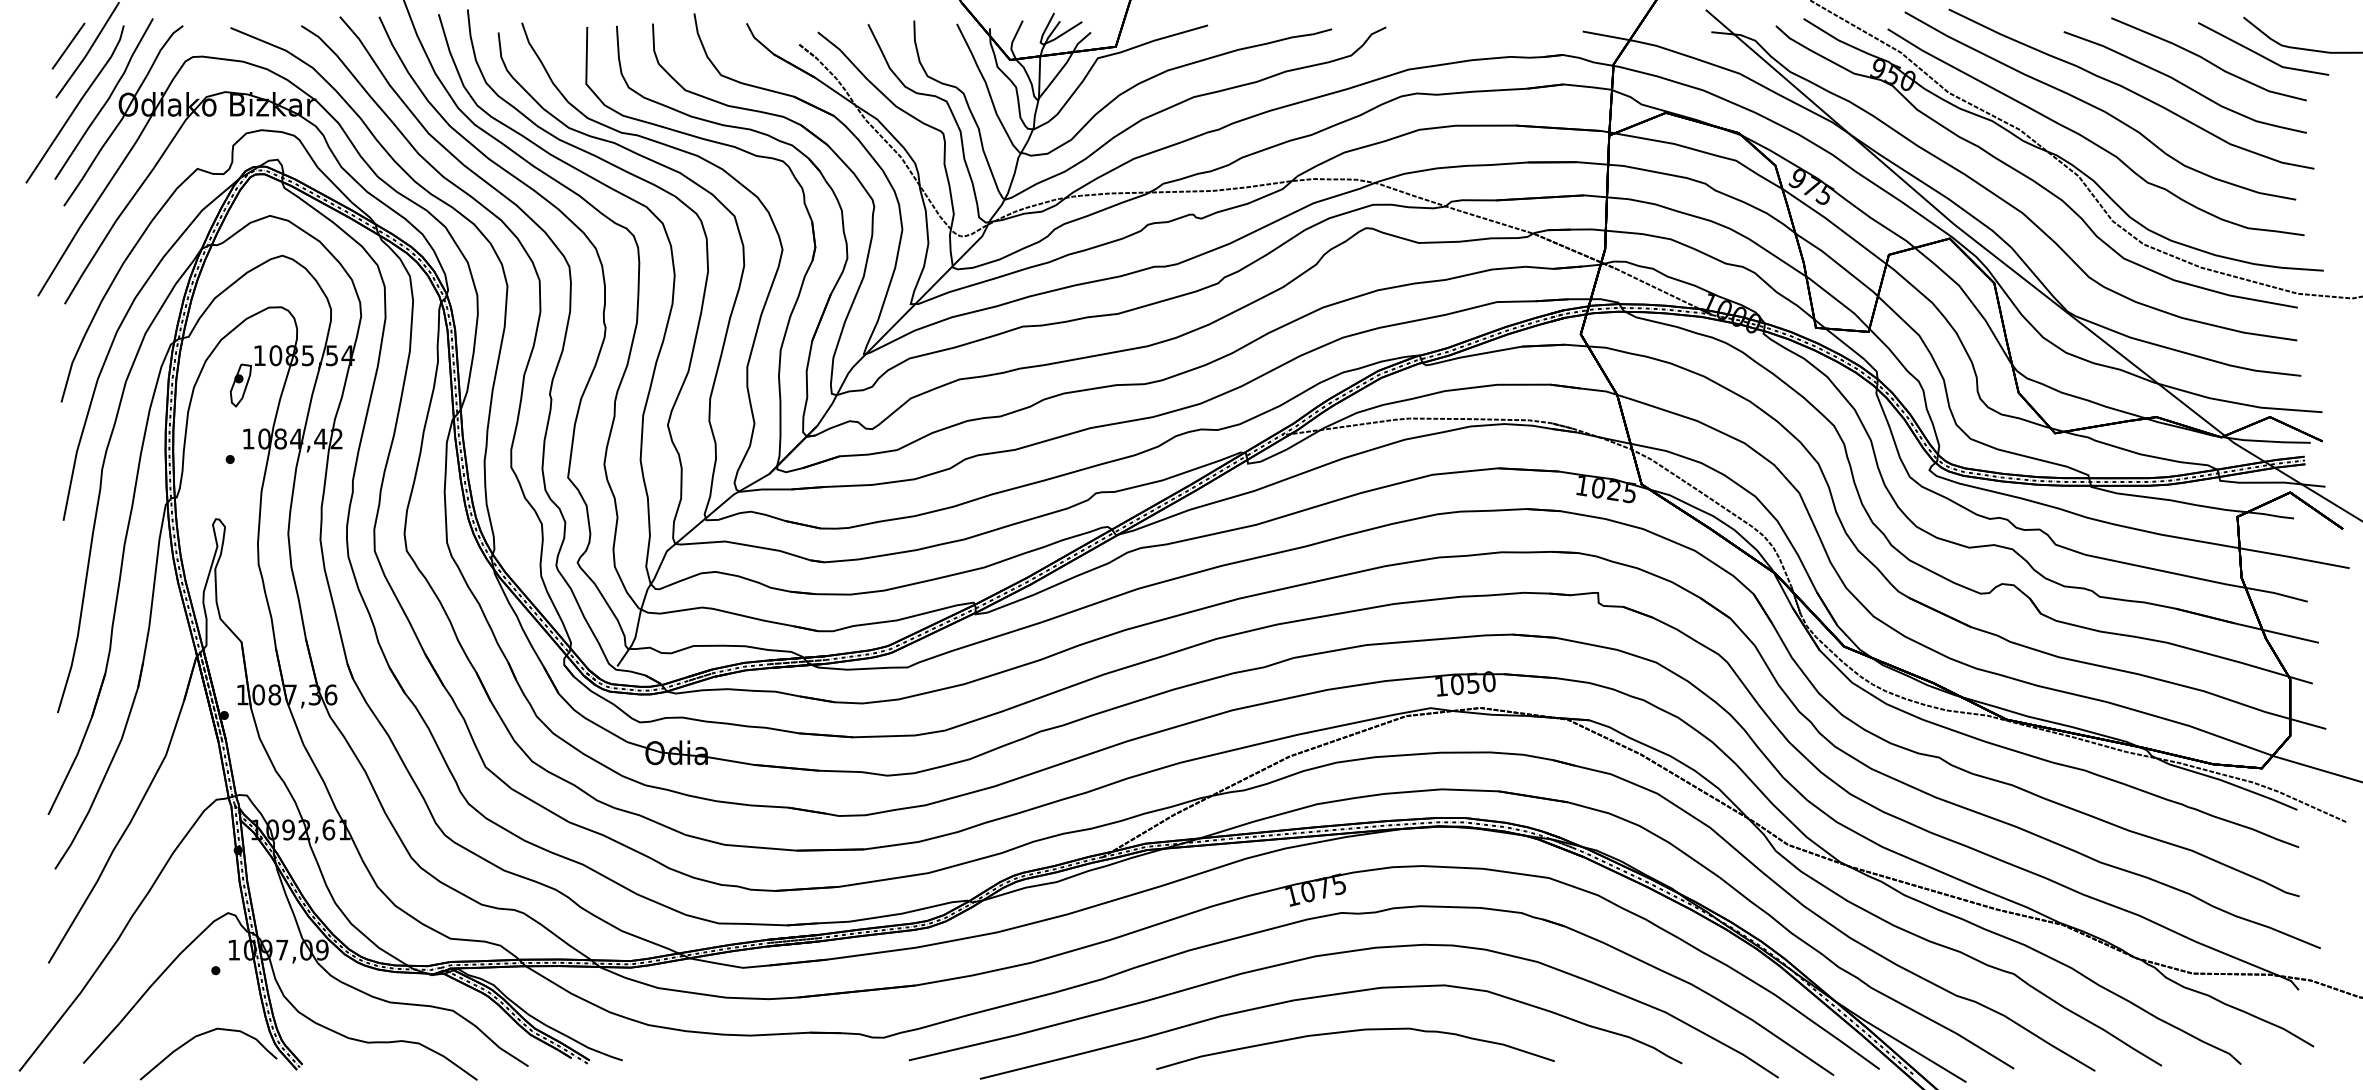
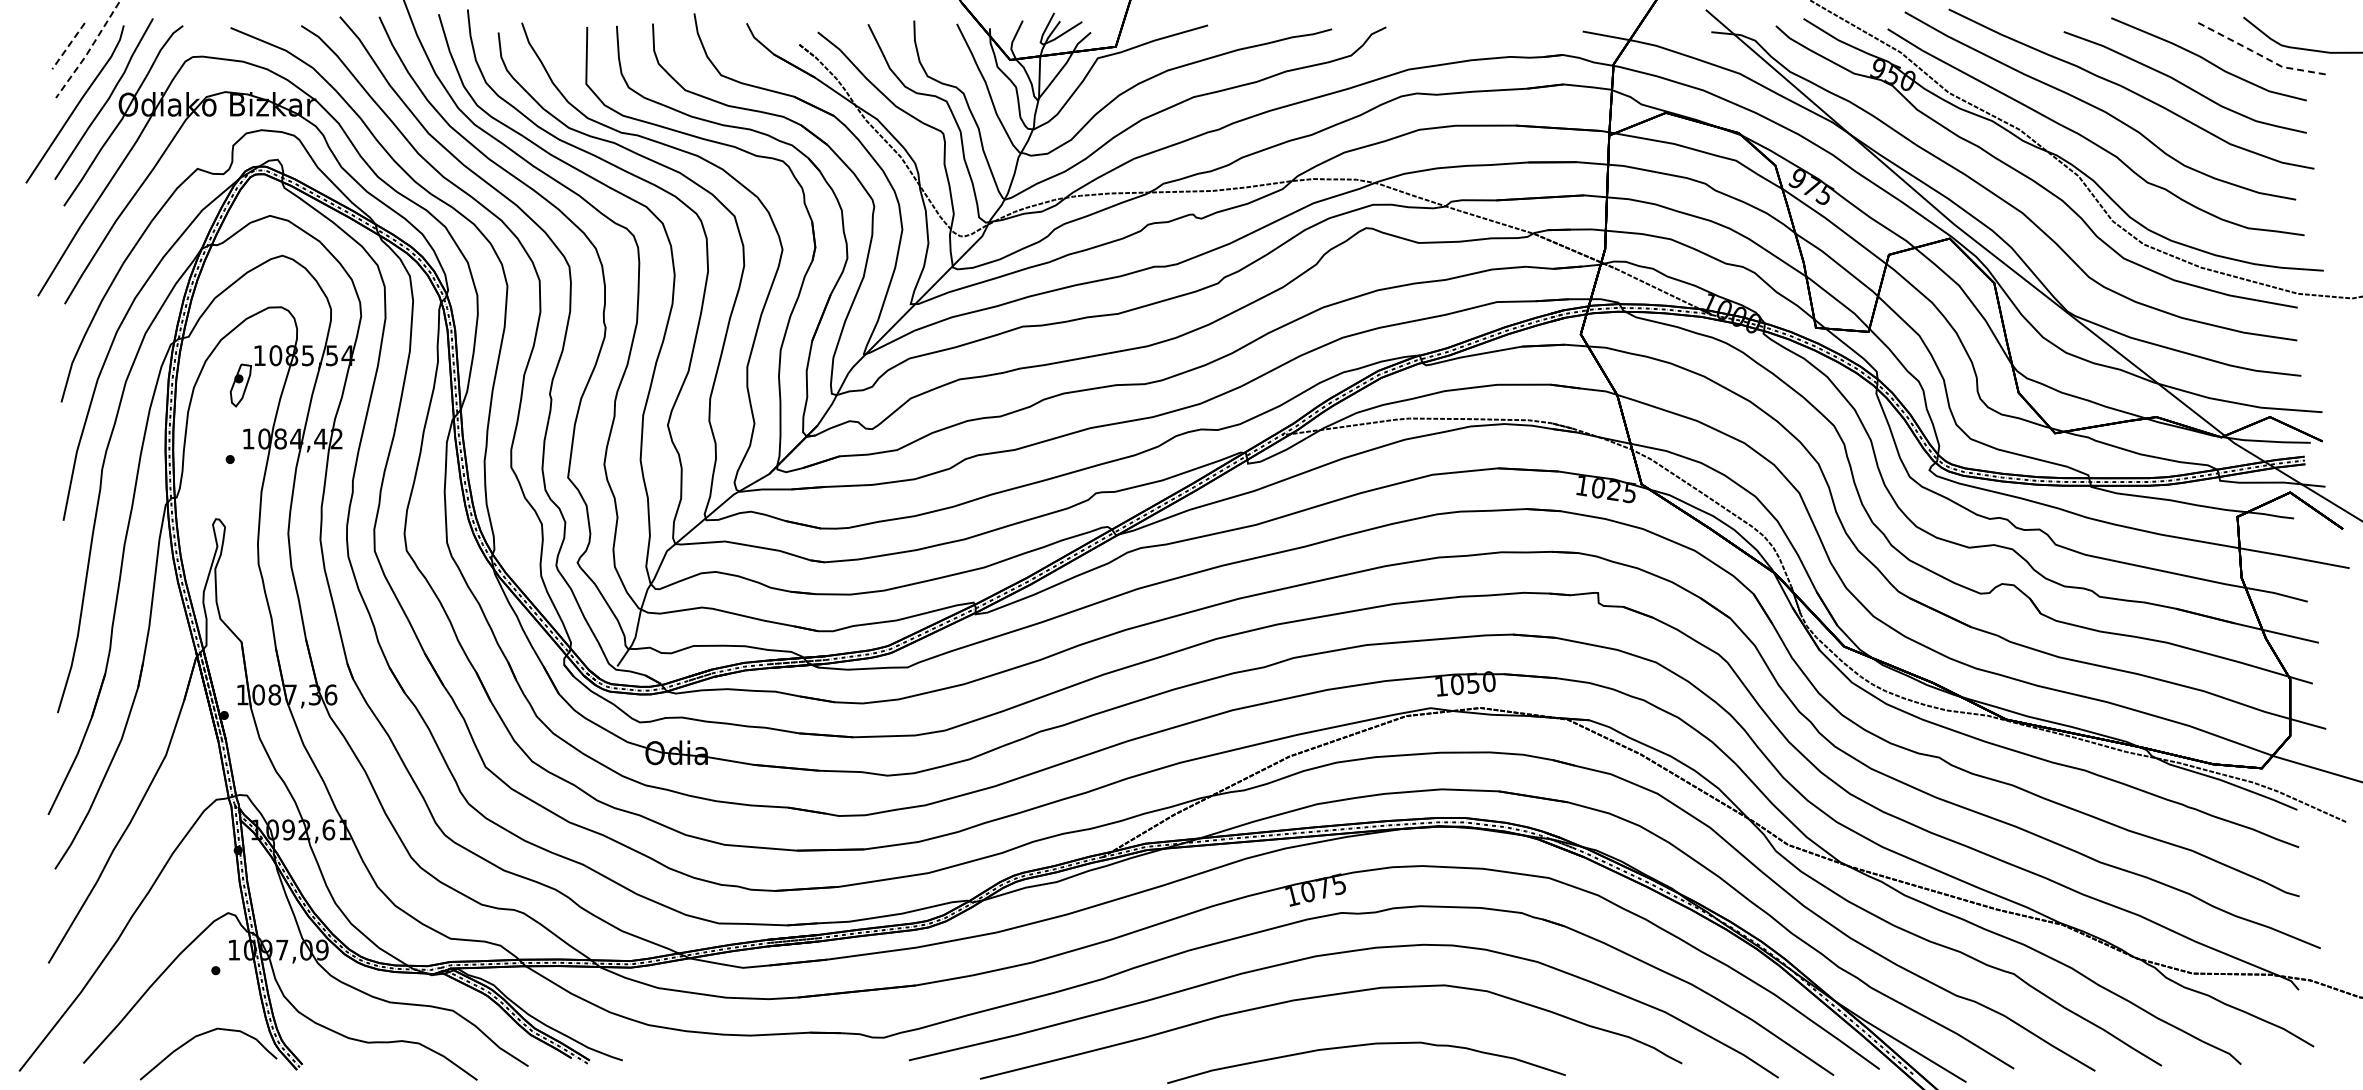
line: solid -> dashed (68, 46)
line: solid -> dashed (88, 51)
line: solid -> dashed (2261, 56)
curve position: (1350, 1032) -> (1361, 1046) (1361, 1046)
